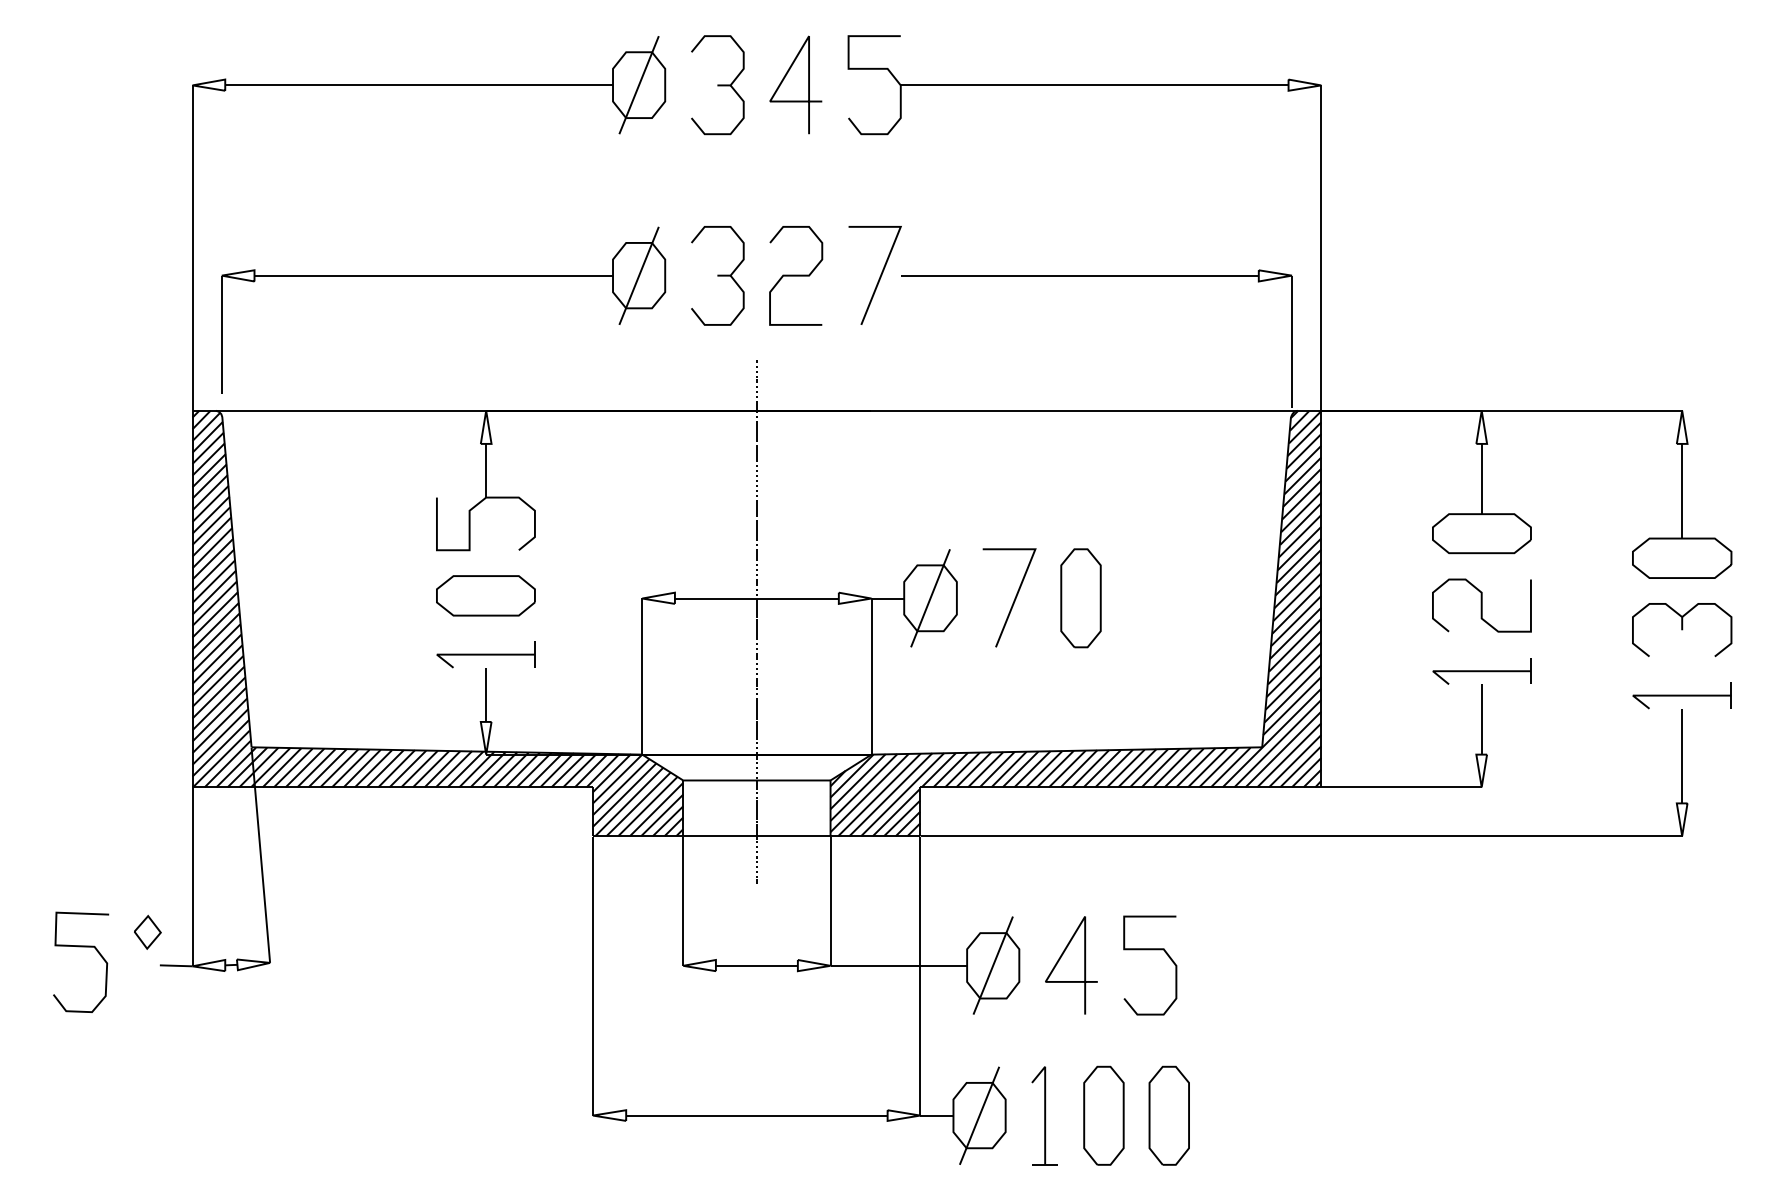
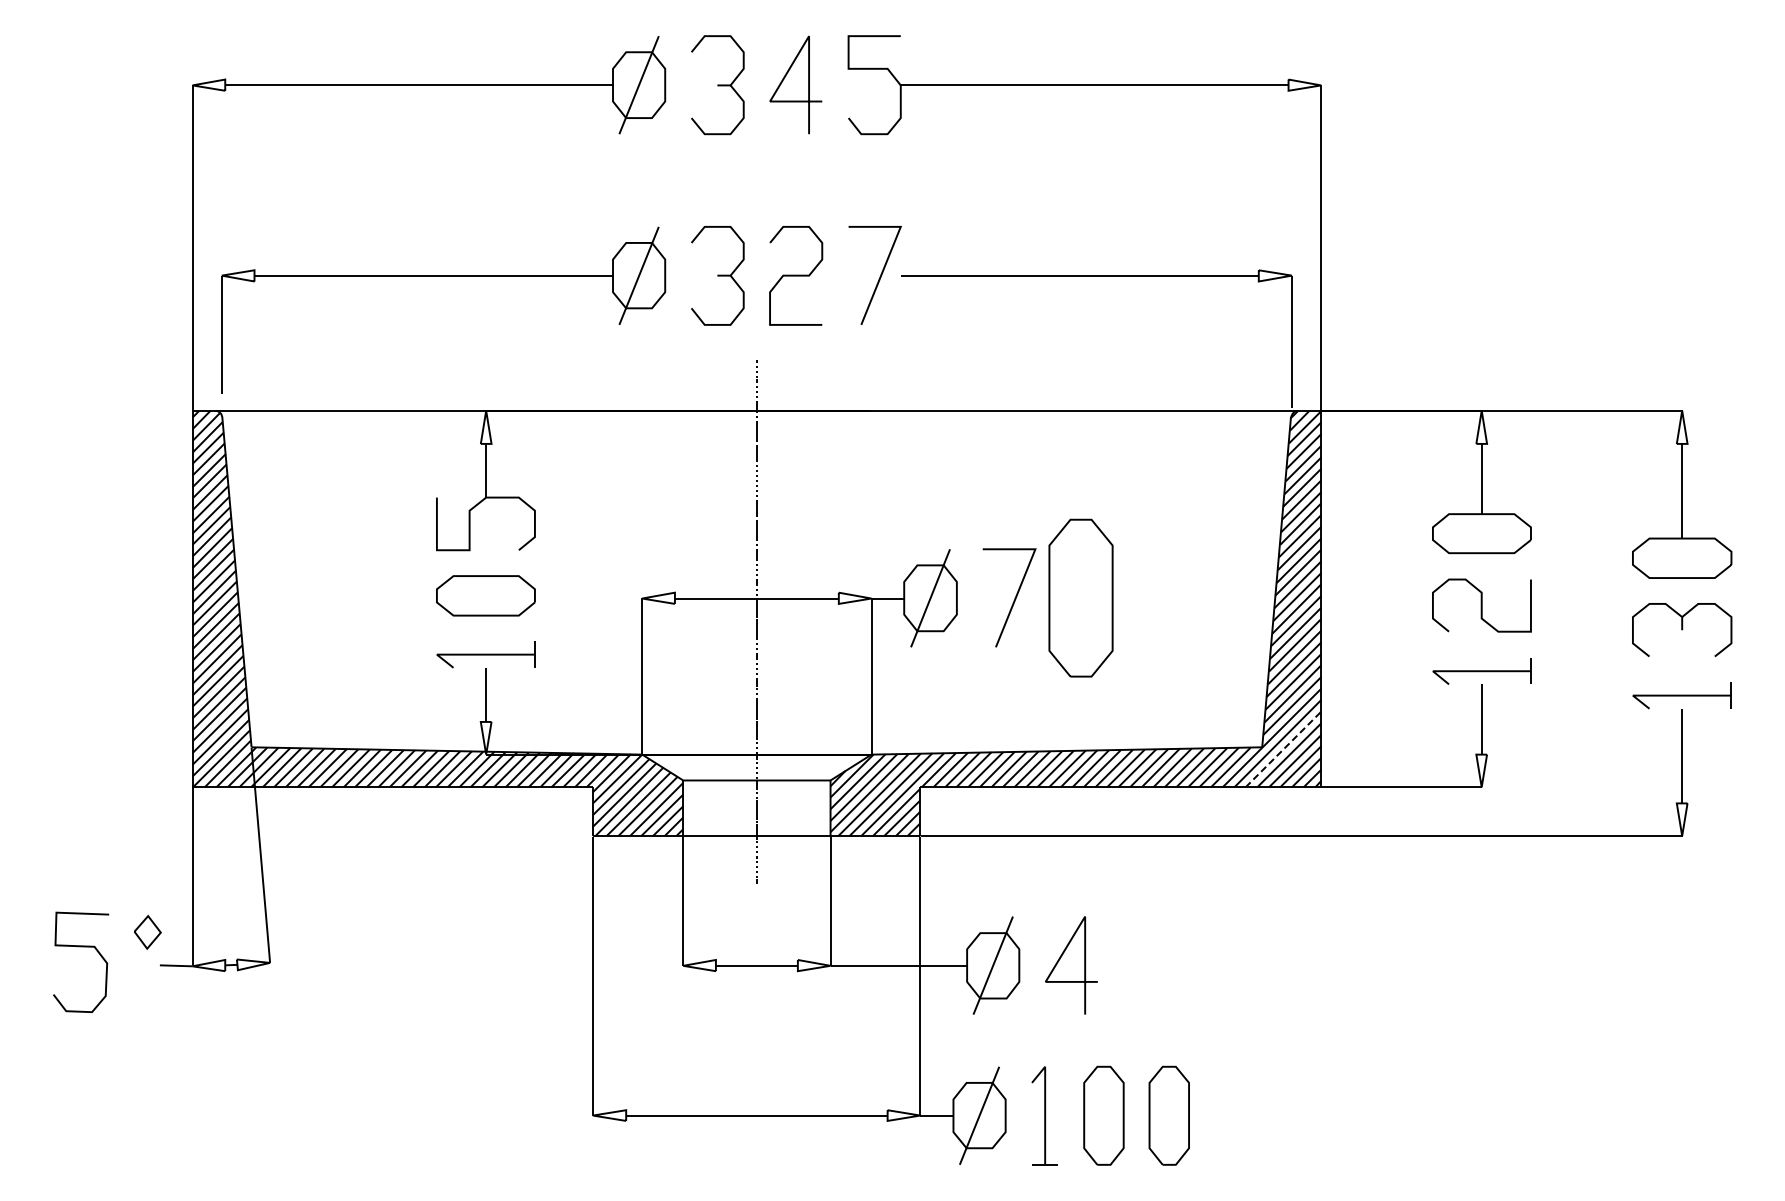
part size: 42x101 px -> 66x160 px (1080, 597)
line: solid -> dashed (1283, 749)
curve: present -> none (1150, 950)
